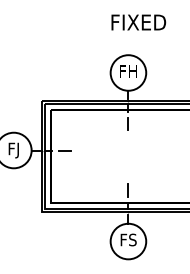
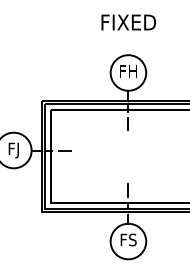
text position: (138, 22) -> (128, 22) (128, 22)
